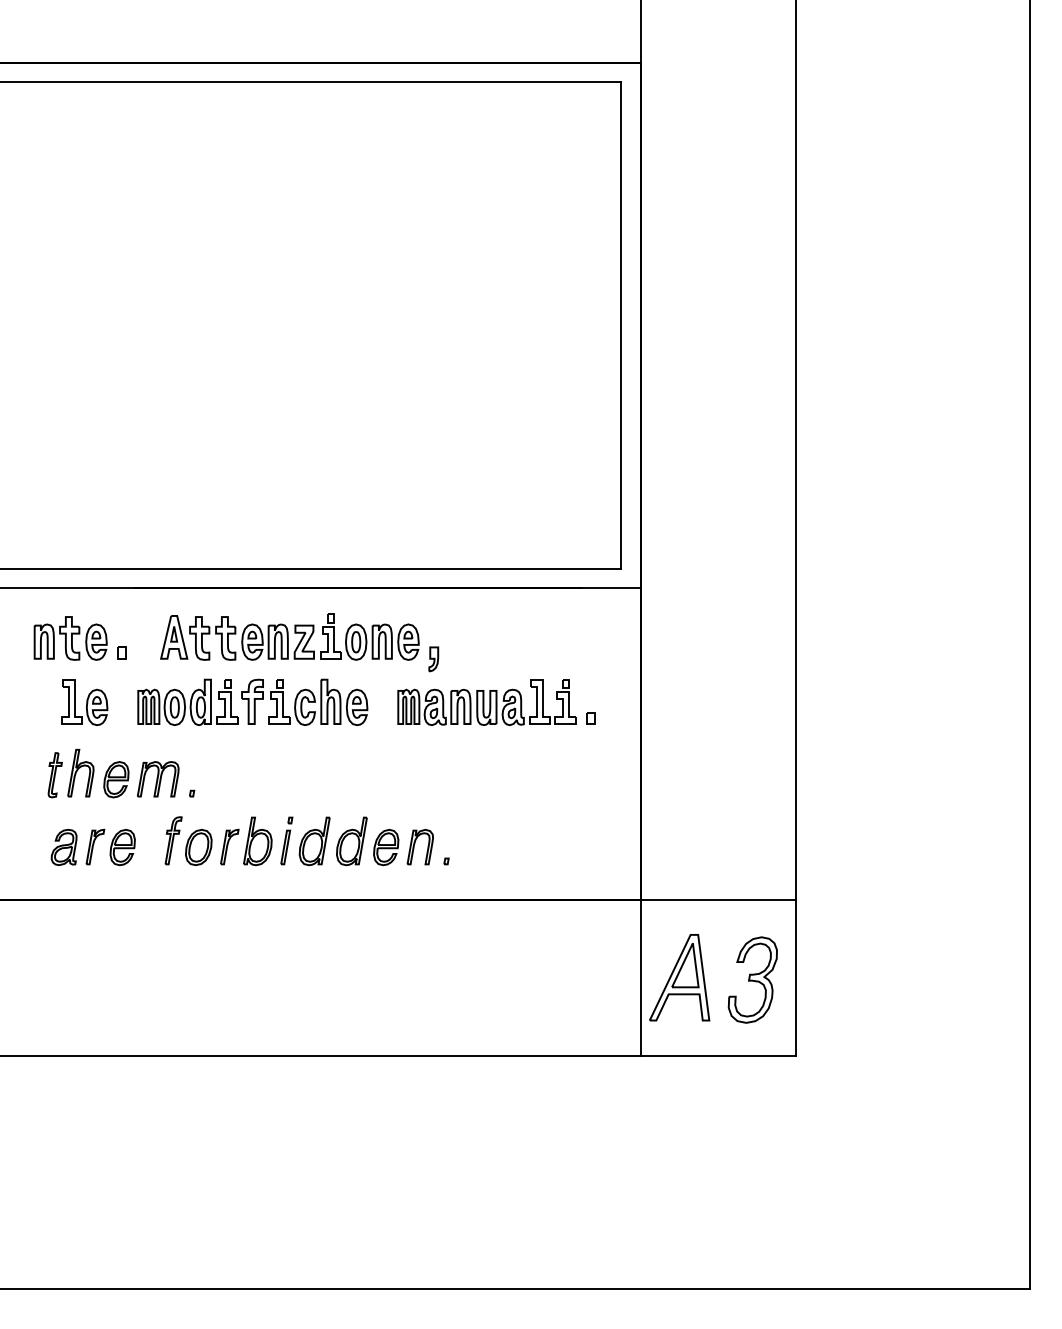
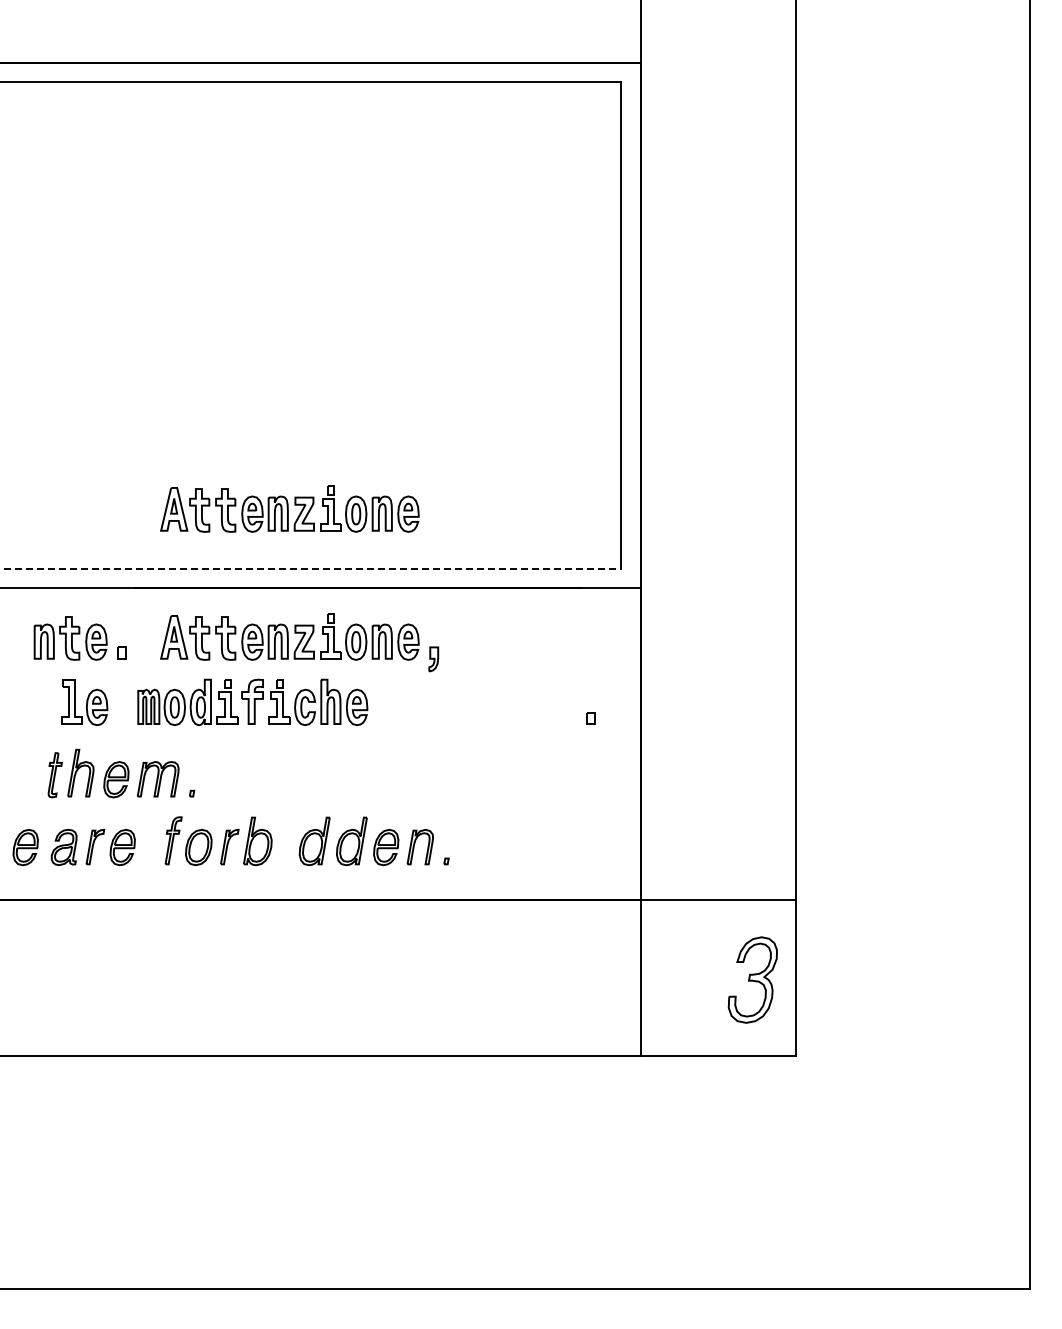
part: none -> present (289, 508)
line: solid -> dashed (311, 568)
part: present -> none (486, 702)
part: present -> none (286, 840)
part: none -> present (25, 847)
part: present -> none (679, 977)
